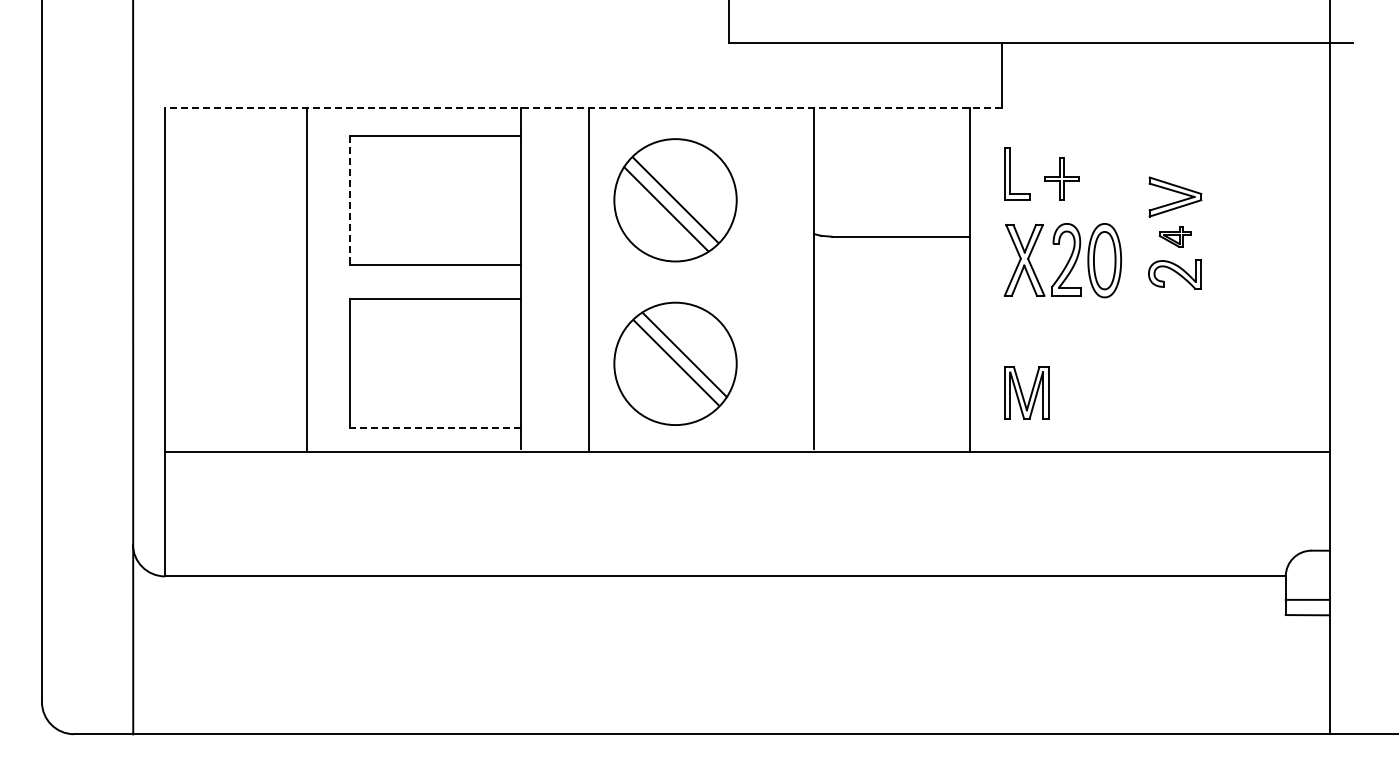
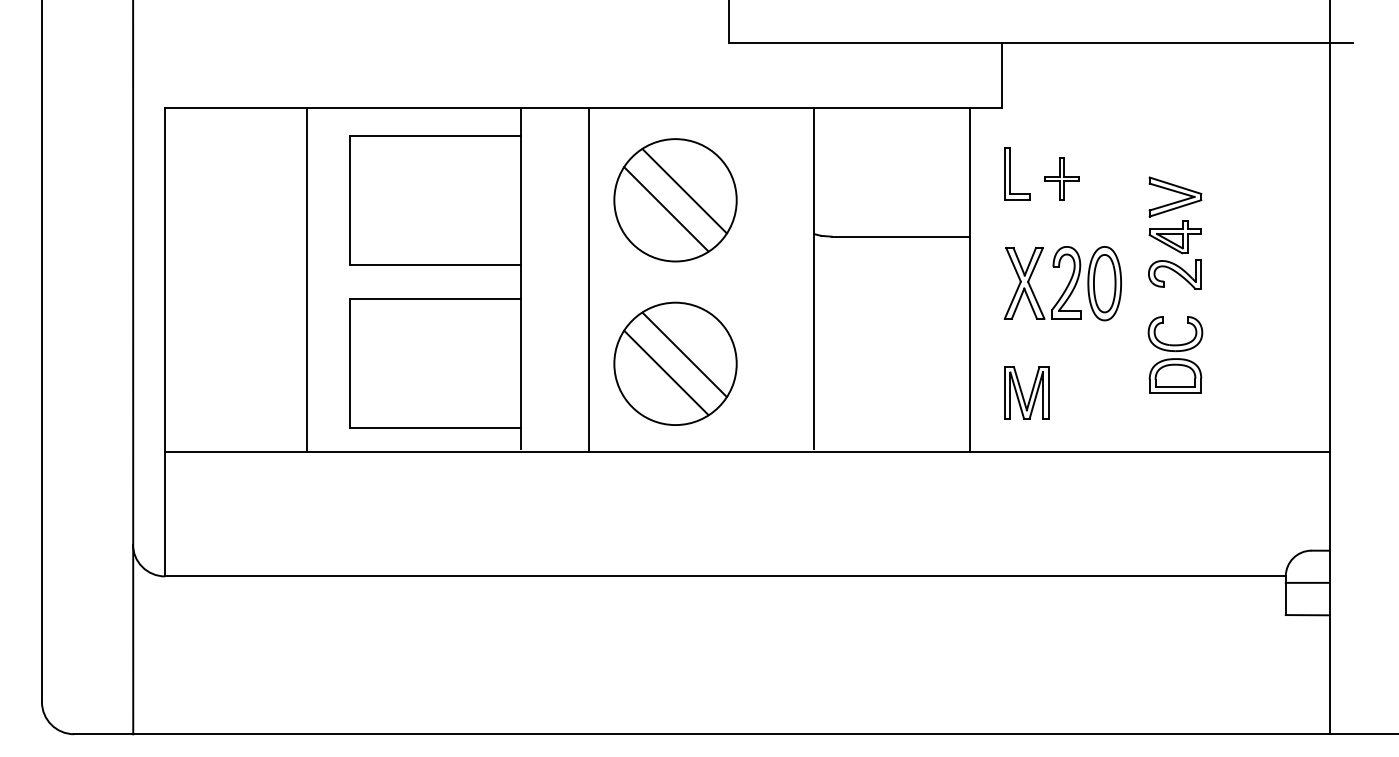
line: dashed -> solid (583, 107)
line: dashed -> solid (350, 200)
line position: (675, 200) -> (684, 191) (684, 191)
part size: 34x22 px -> 54x35 px (1174, 237)
part position: (1062, 260) -> (1062, 283) (1062, 283)
part: none -> present (1175, 354)
line position: (676, 362) -> (666, 372) (666, 372)
line: dashed -> solid (435, 428)
line position: (1307, 599) -> (1307, 582) (1307, 582)
